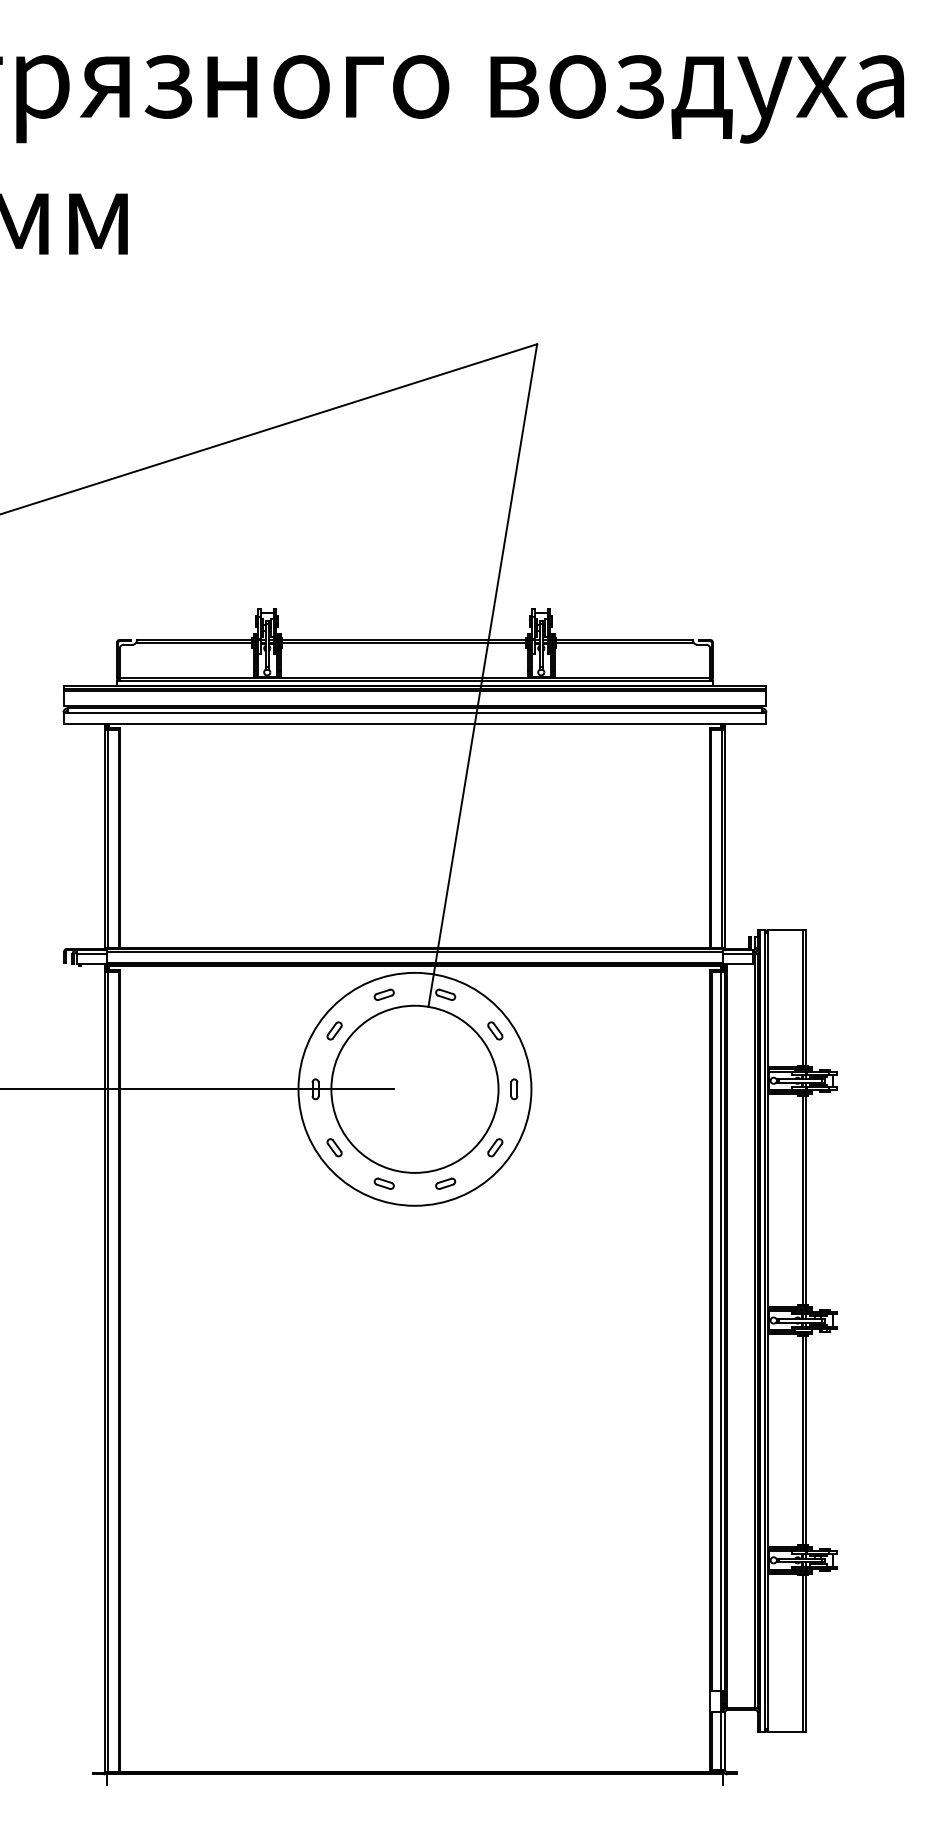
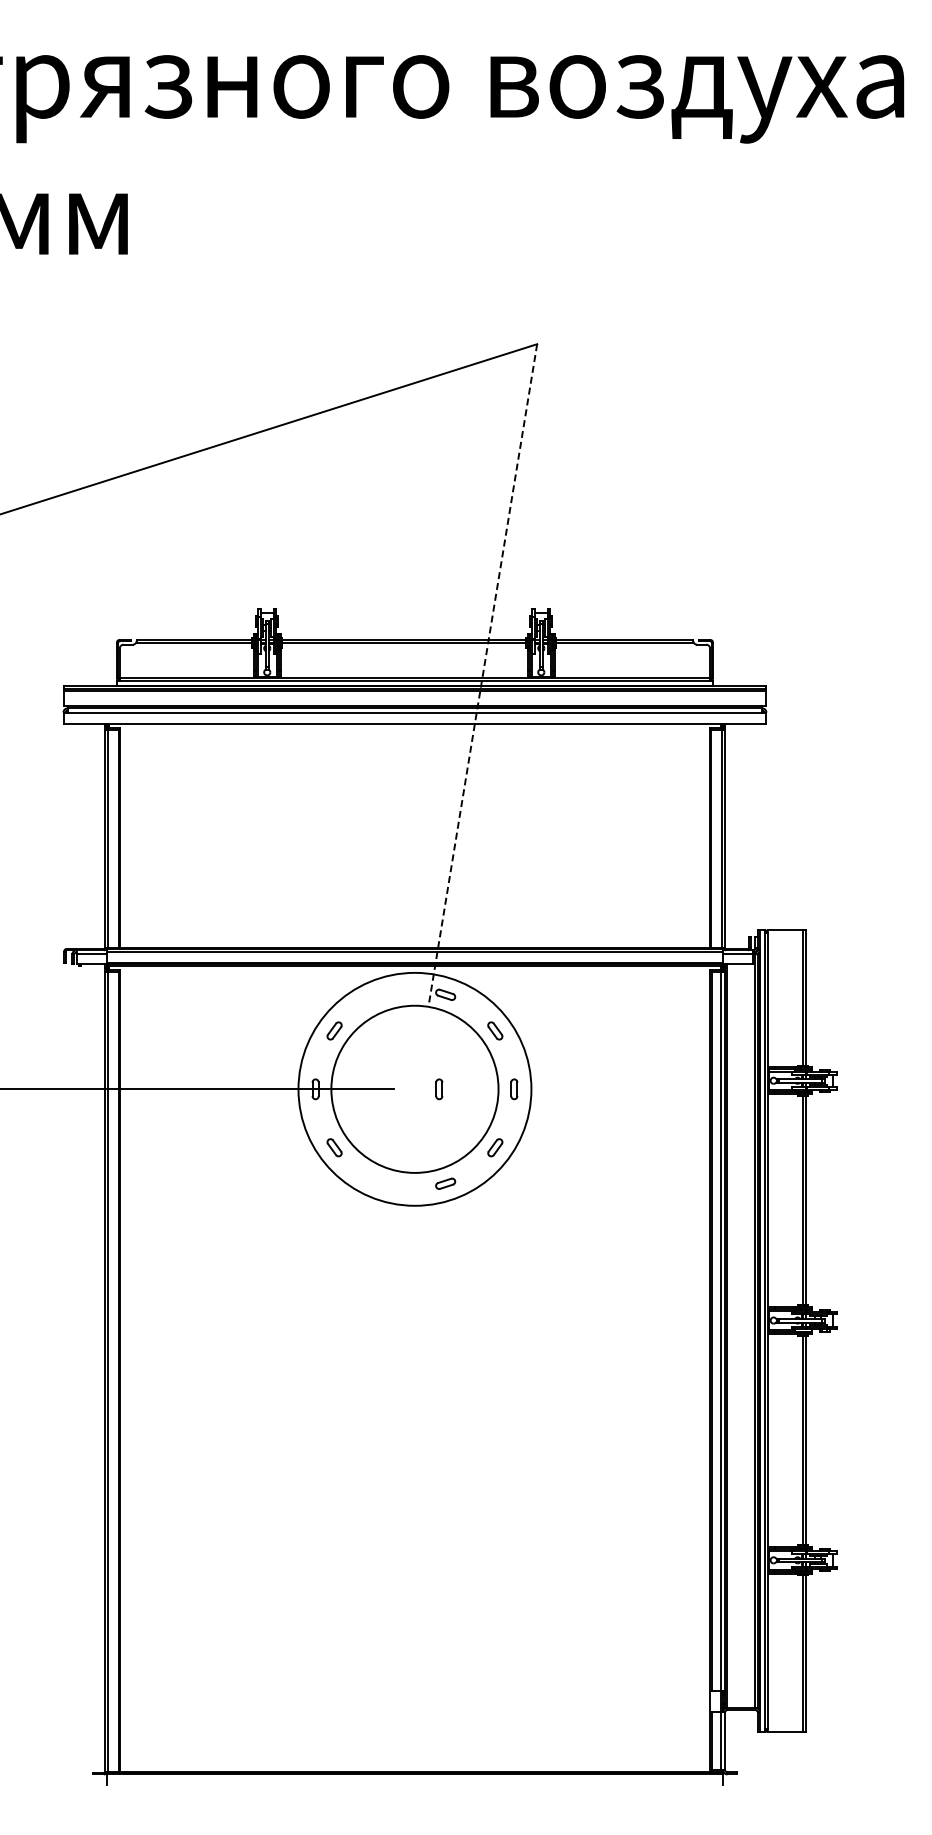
line: solid -> dashed (482, 675)
part: present -> none (383, 994)
part: none -> present (439, 1089)
part: present -> none (383, 1183)
